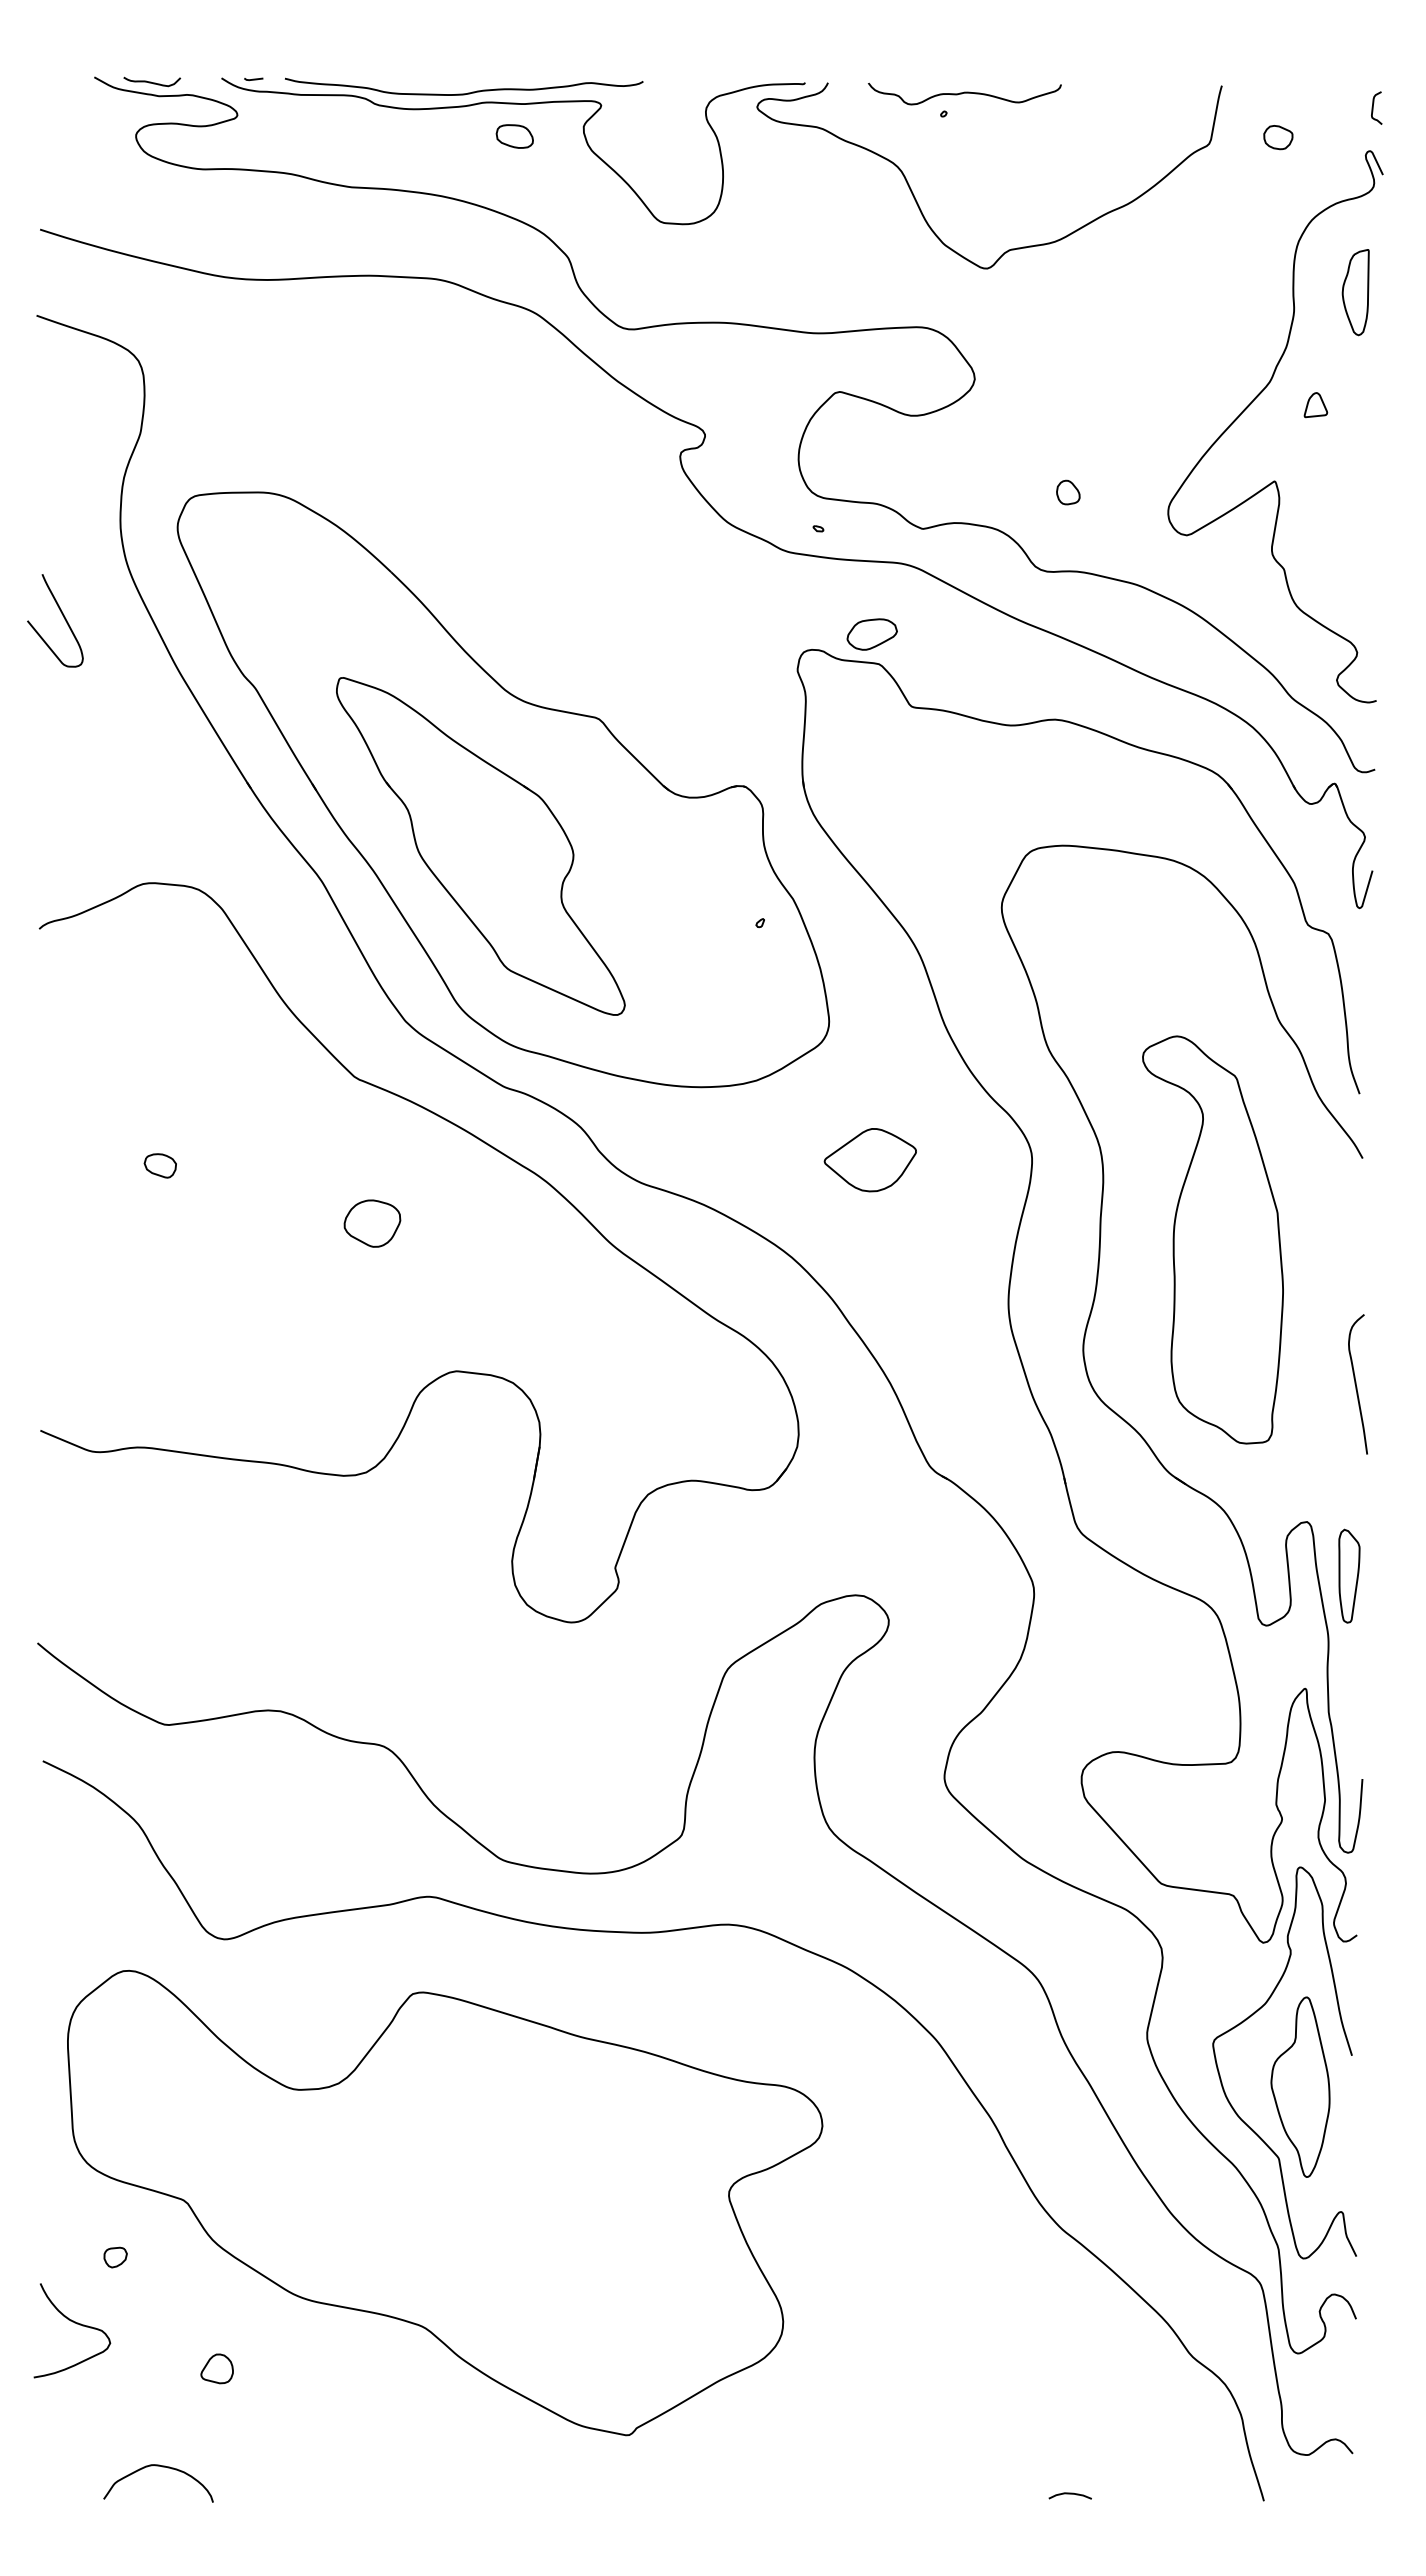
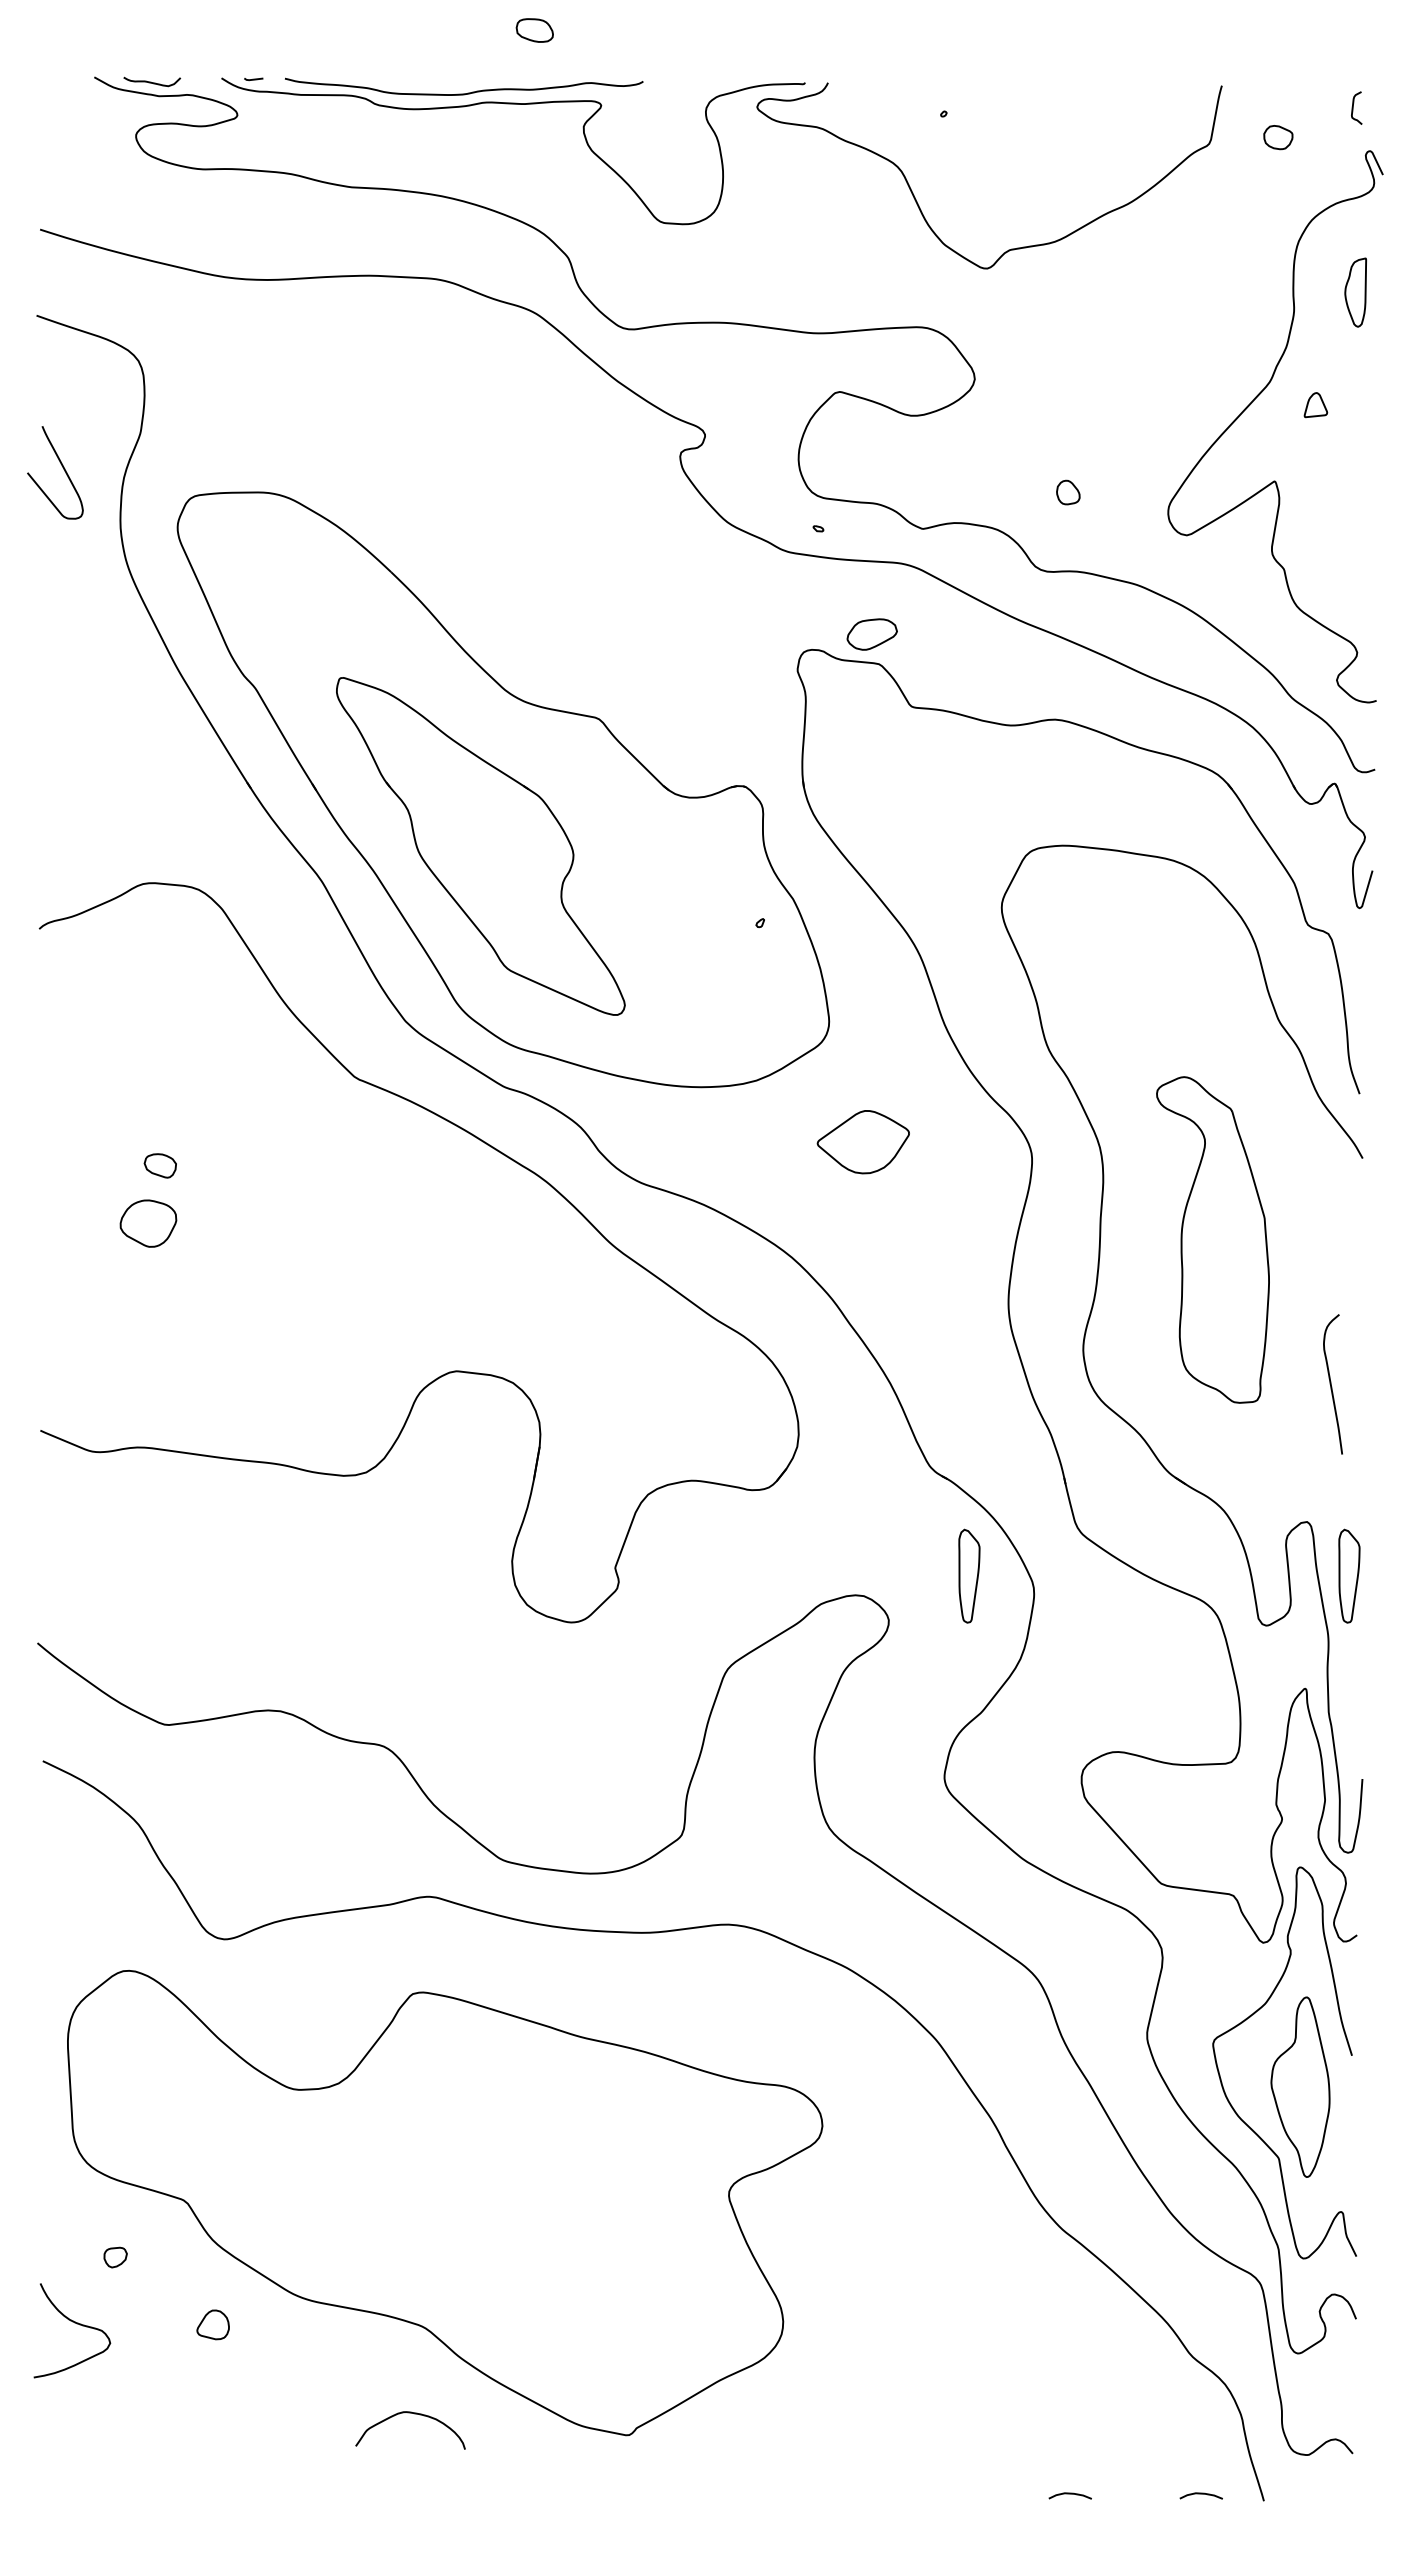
curve: present -> none (964, 93)
curve position: (1373, 107) -> (1353, 107) (1353, 107)
part position: (514, 136) -> (534, 30) (534, 30)
part size: 29x88 px -> 23x71 px (1355, 292)
curve position: (63, 617) -> (63, 469) (63, 469)
part position: (869, 1160) -> (862, 1142) (862, 1142)
part position: (372, 1223) -> (148, 1223) (148, 1223)
part size: 142x410 px -> 114x328 px (1212, 1239)
curve position: (1356, 1384) -> (1331, 1384) (1331, 1384)
part: none -> present (969, 1575)
part position: (216, 2368) -> (212, 2324) (212, 2324)
curve position: (162, 2467) -> (414, 2414) (414, 2414)
curve: none -> present (1200, 2494)
